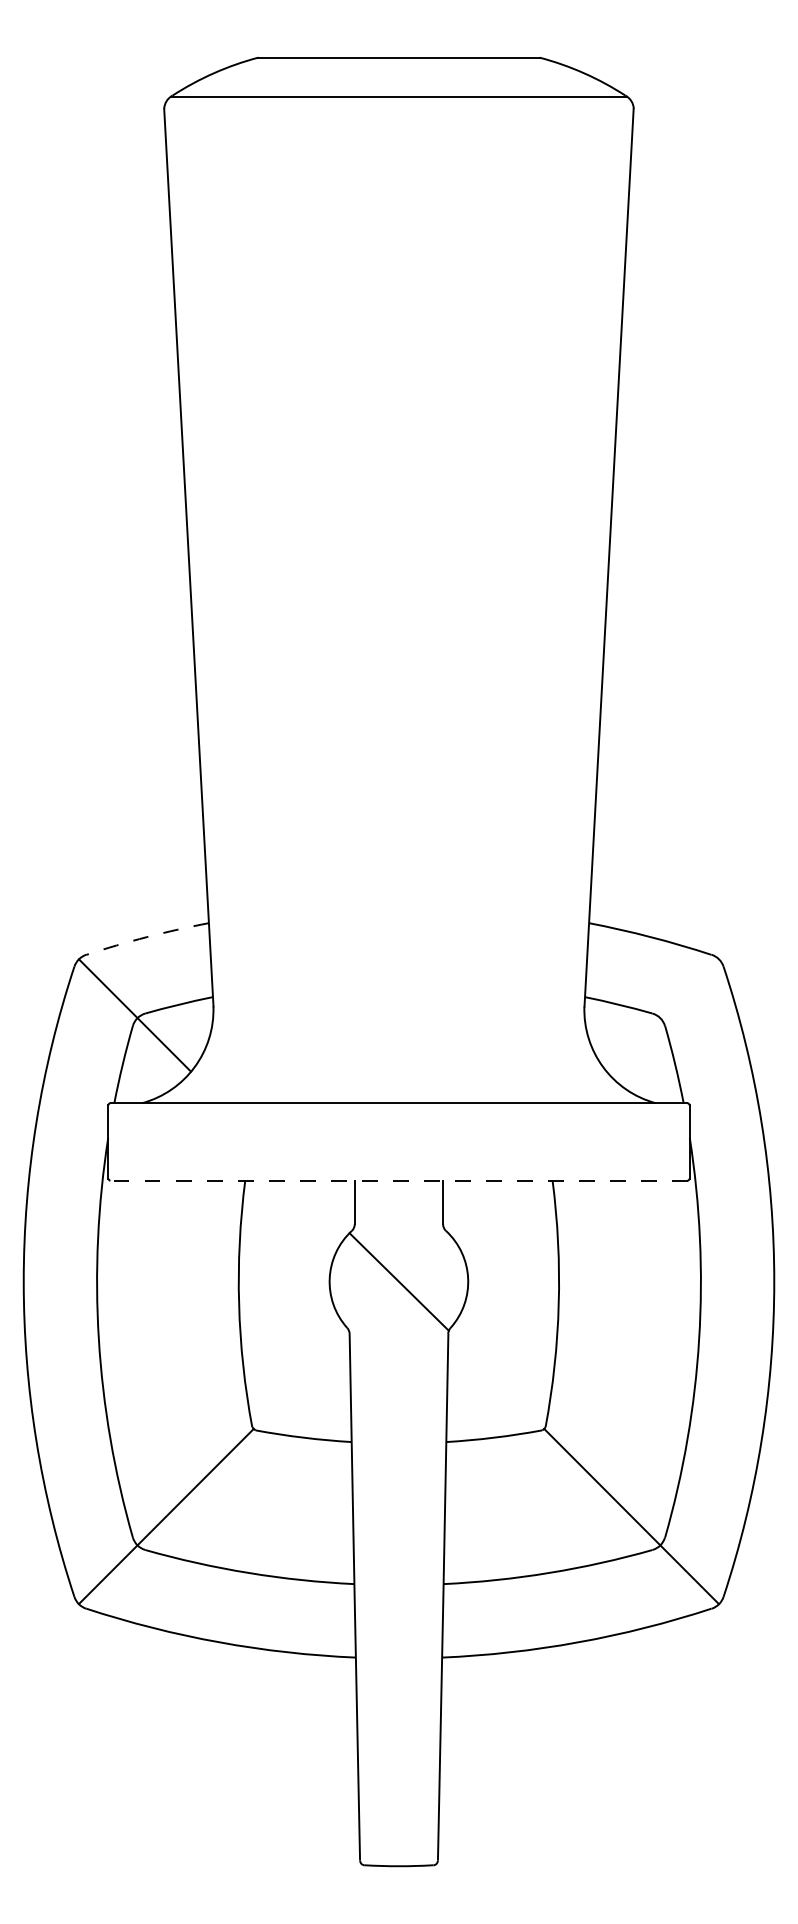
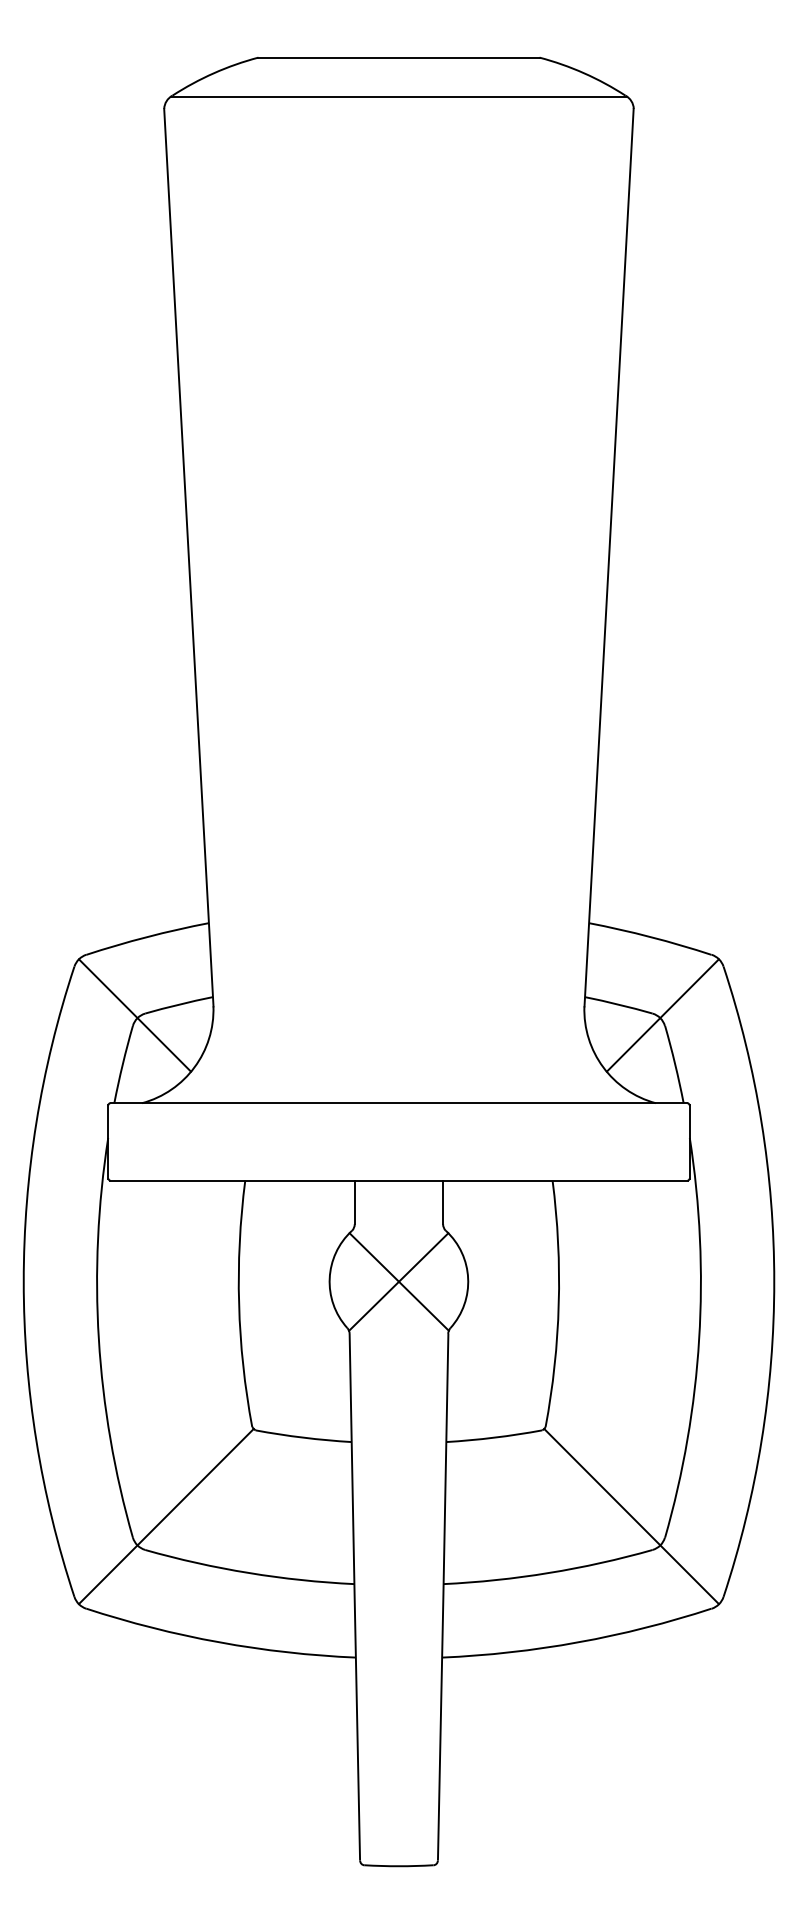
arc: dashed -> solid (147, 937)
line: none -> present (662, 1015)
line: dashed -> solid (399, 1180)
line: none -> present (398, 1281)
